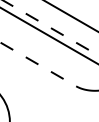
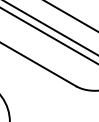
line: dashed -> solid (50, 27)
line: dashed -> solid (38, 64)
